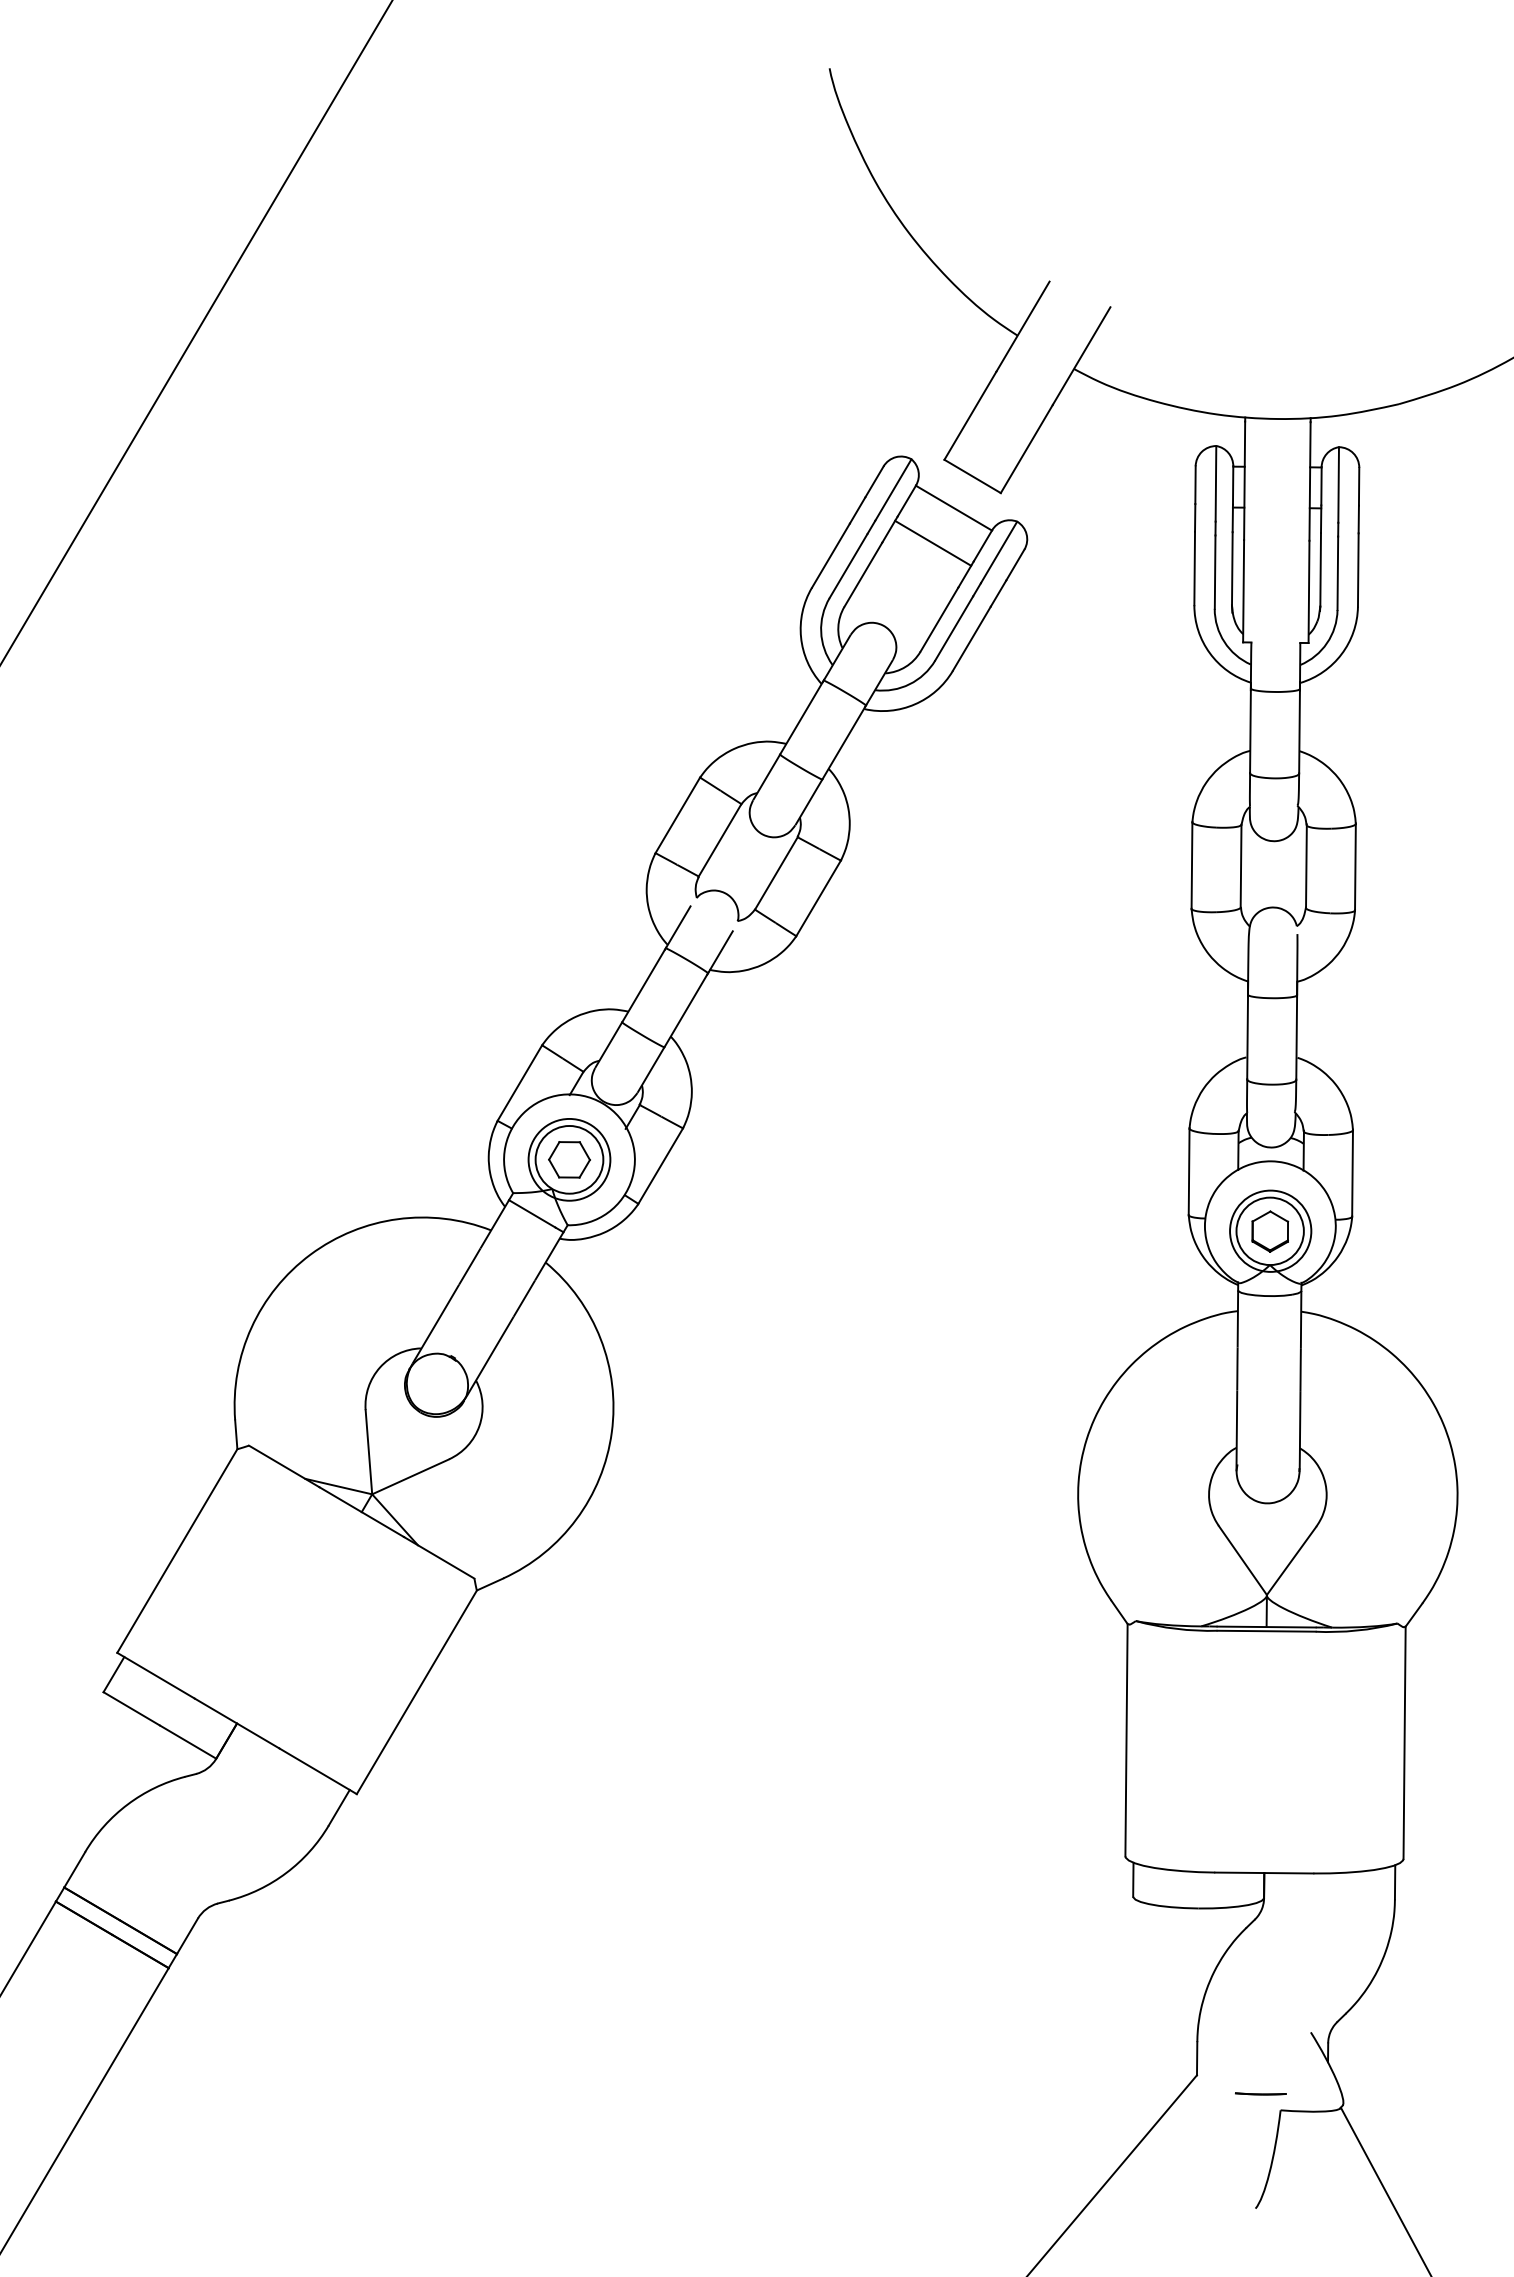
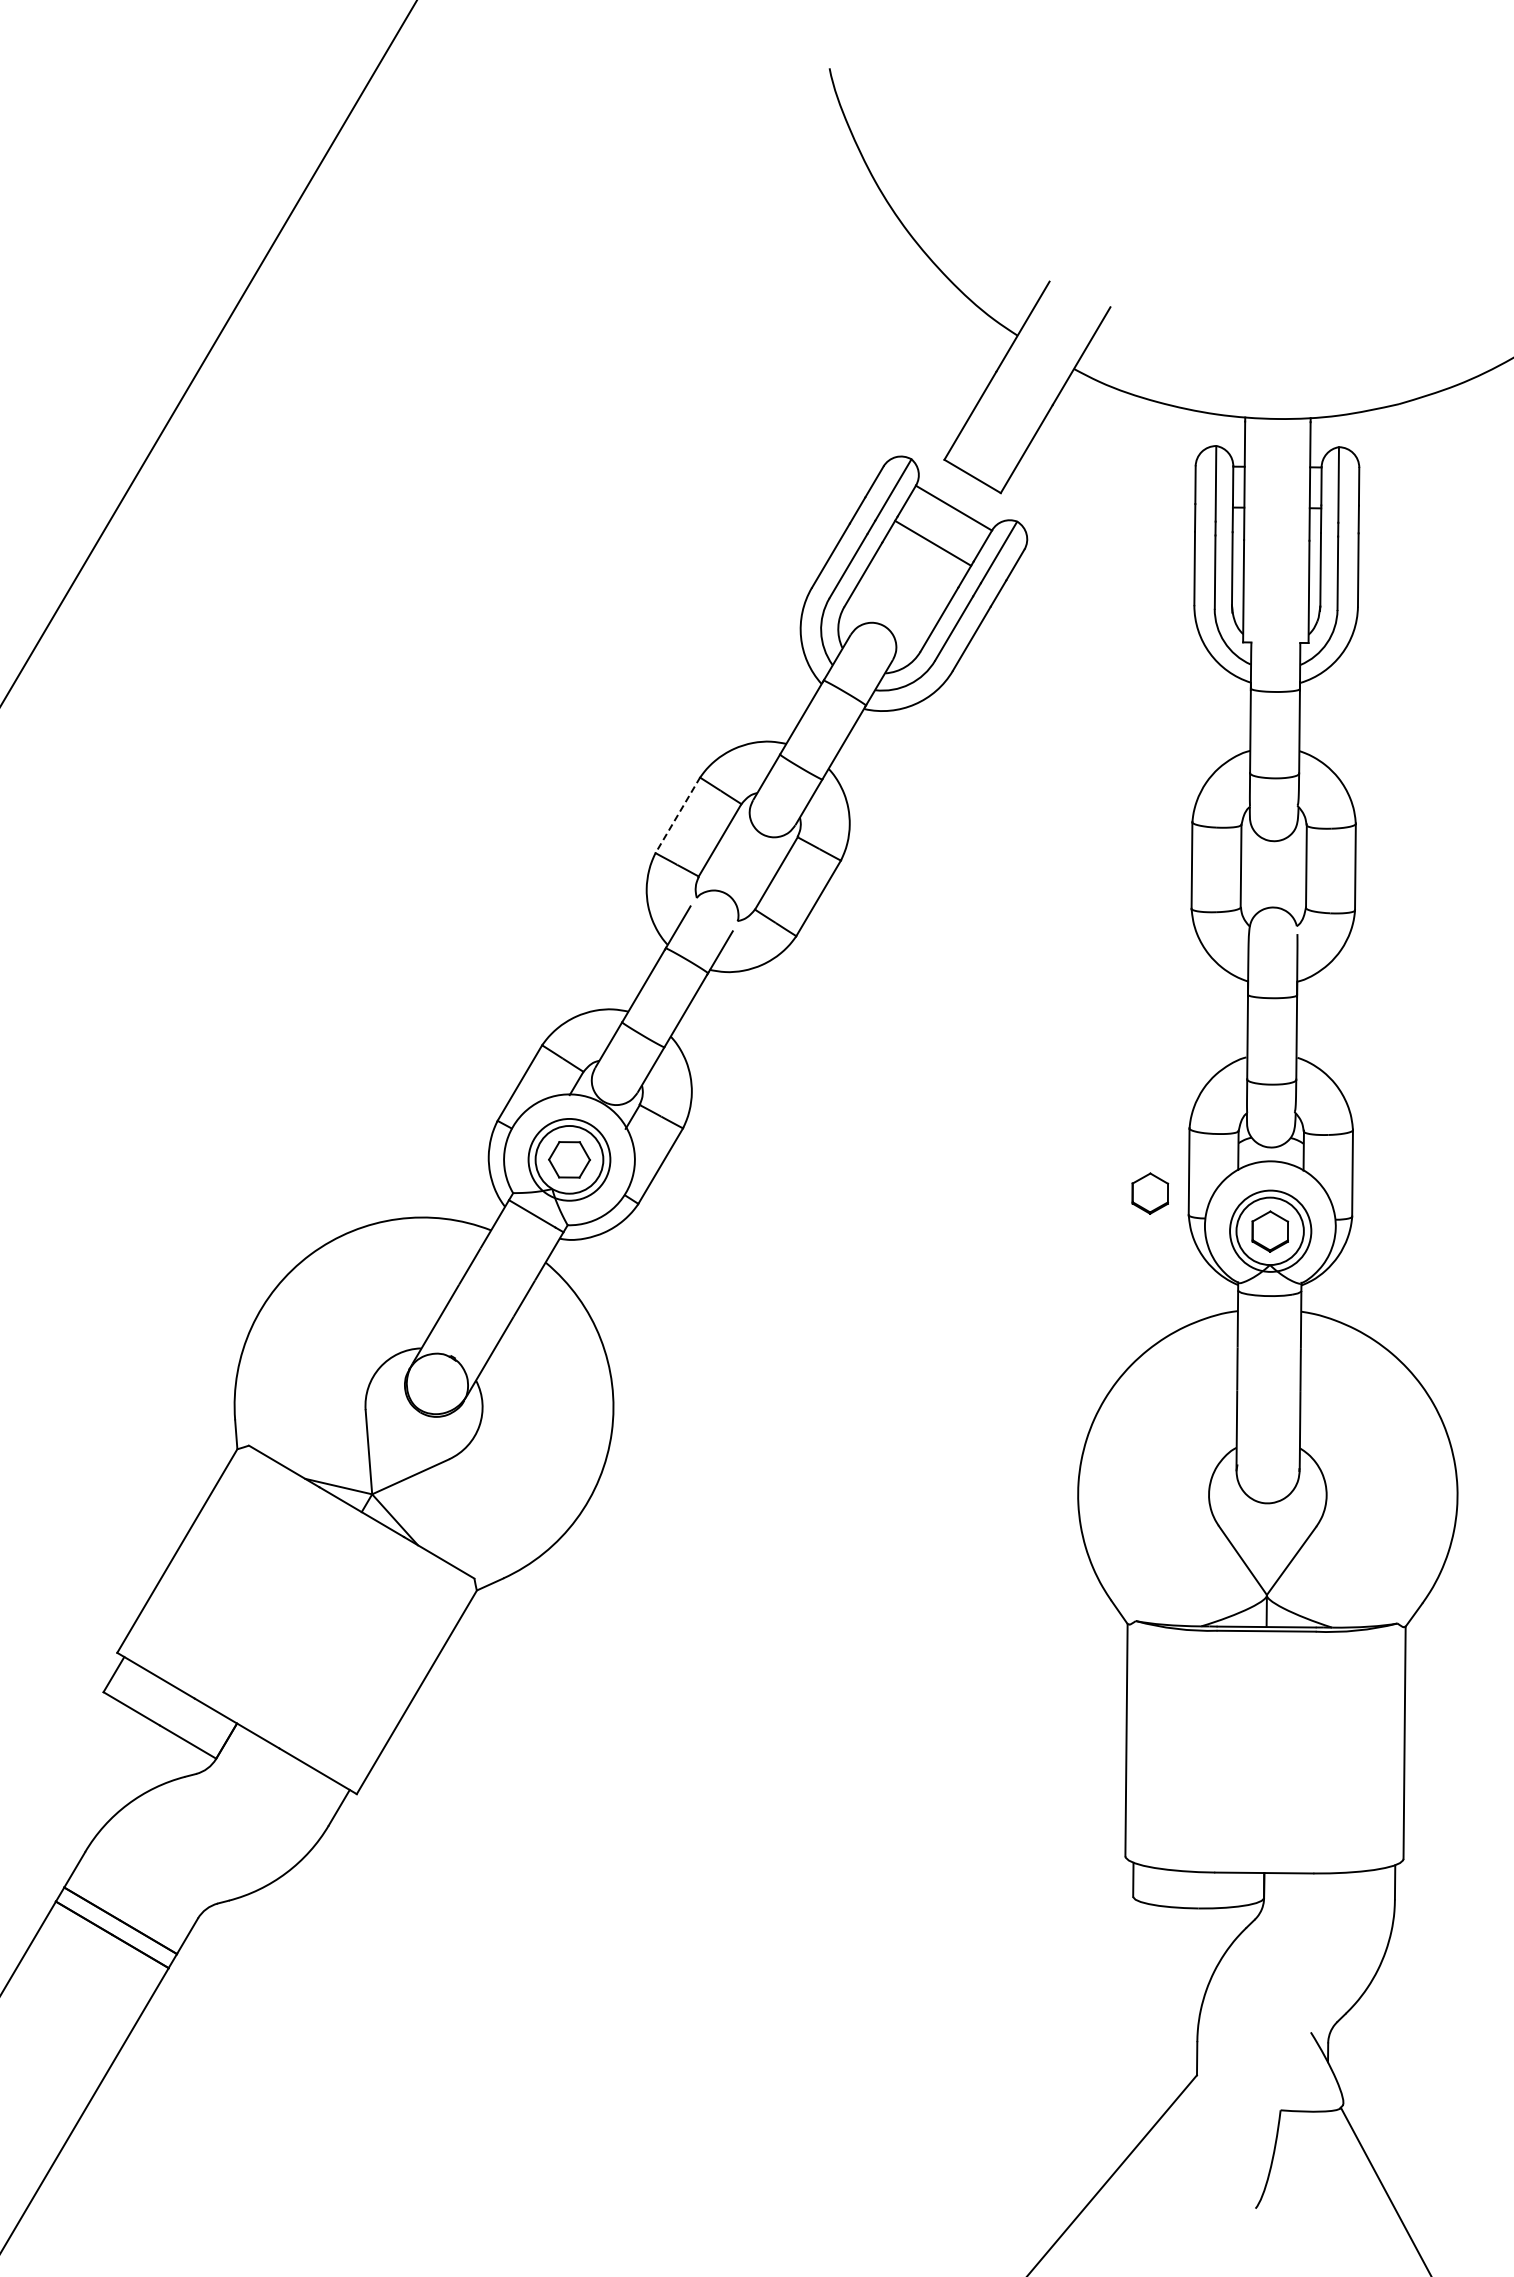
line position: (196, 331) -> (208, 352) (208, 352)
line: solid -> dashed (677, 815)
part: none -> present (1150, 1193)
line: present -> none (1260, 2093)
